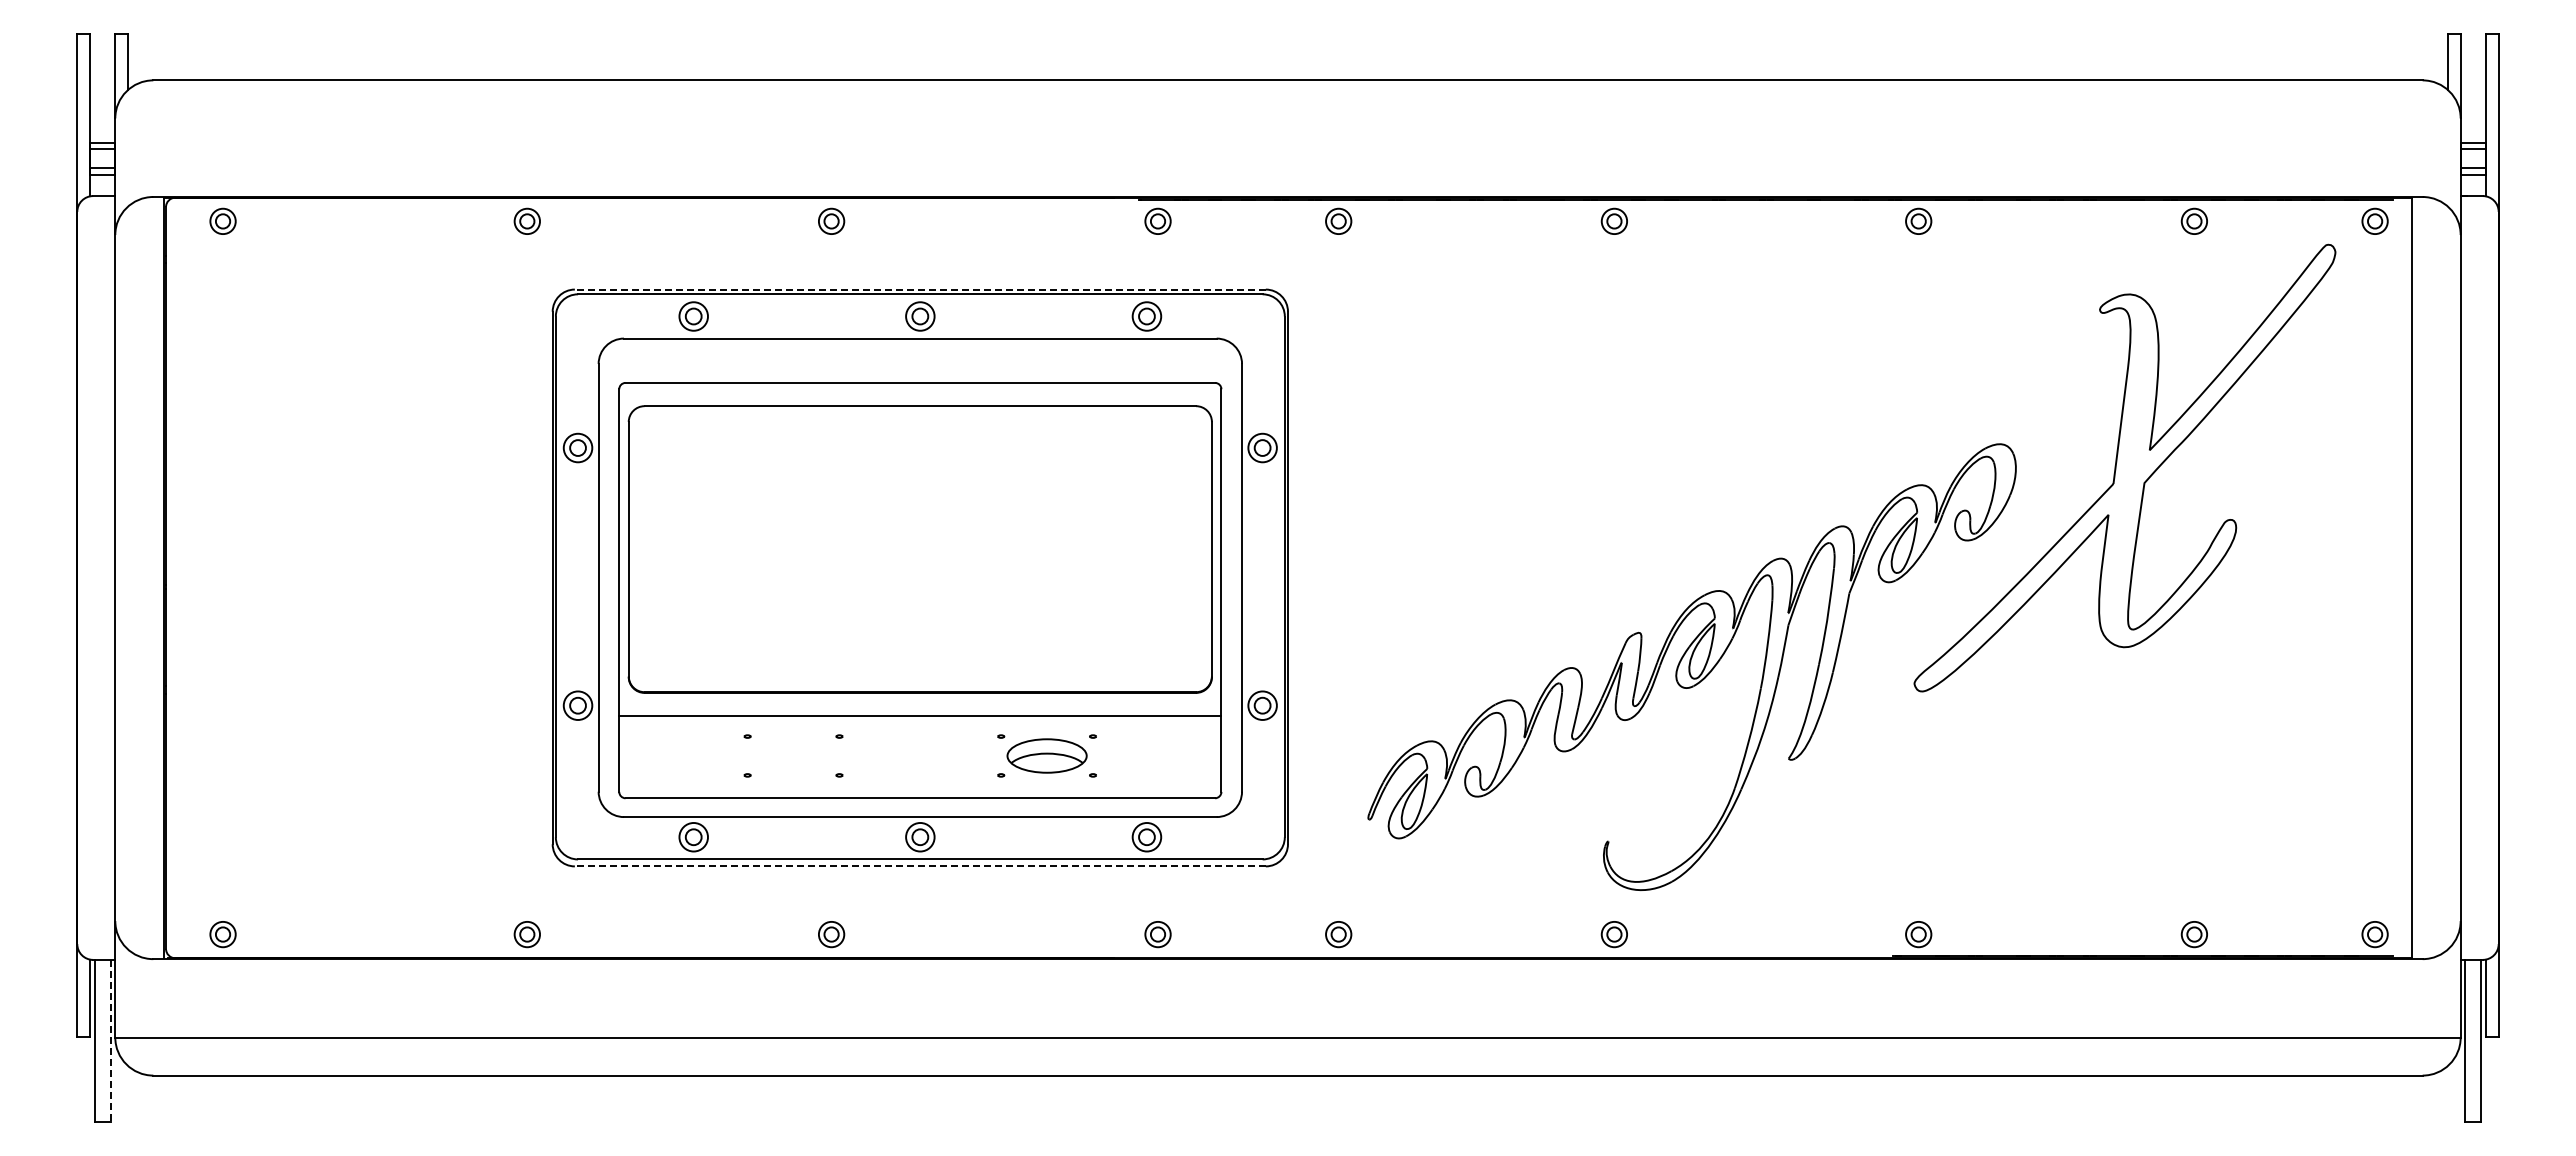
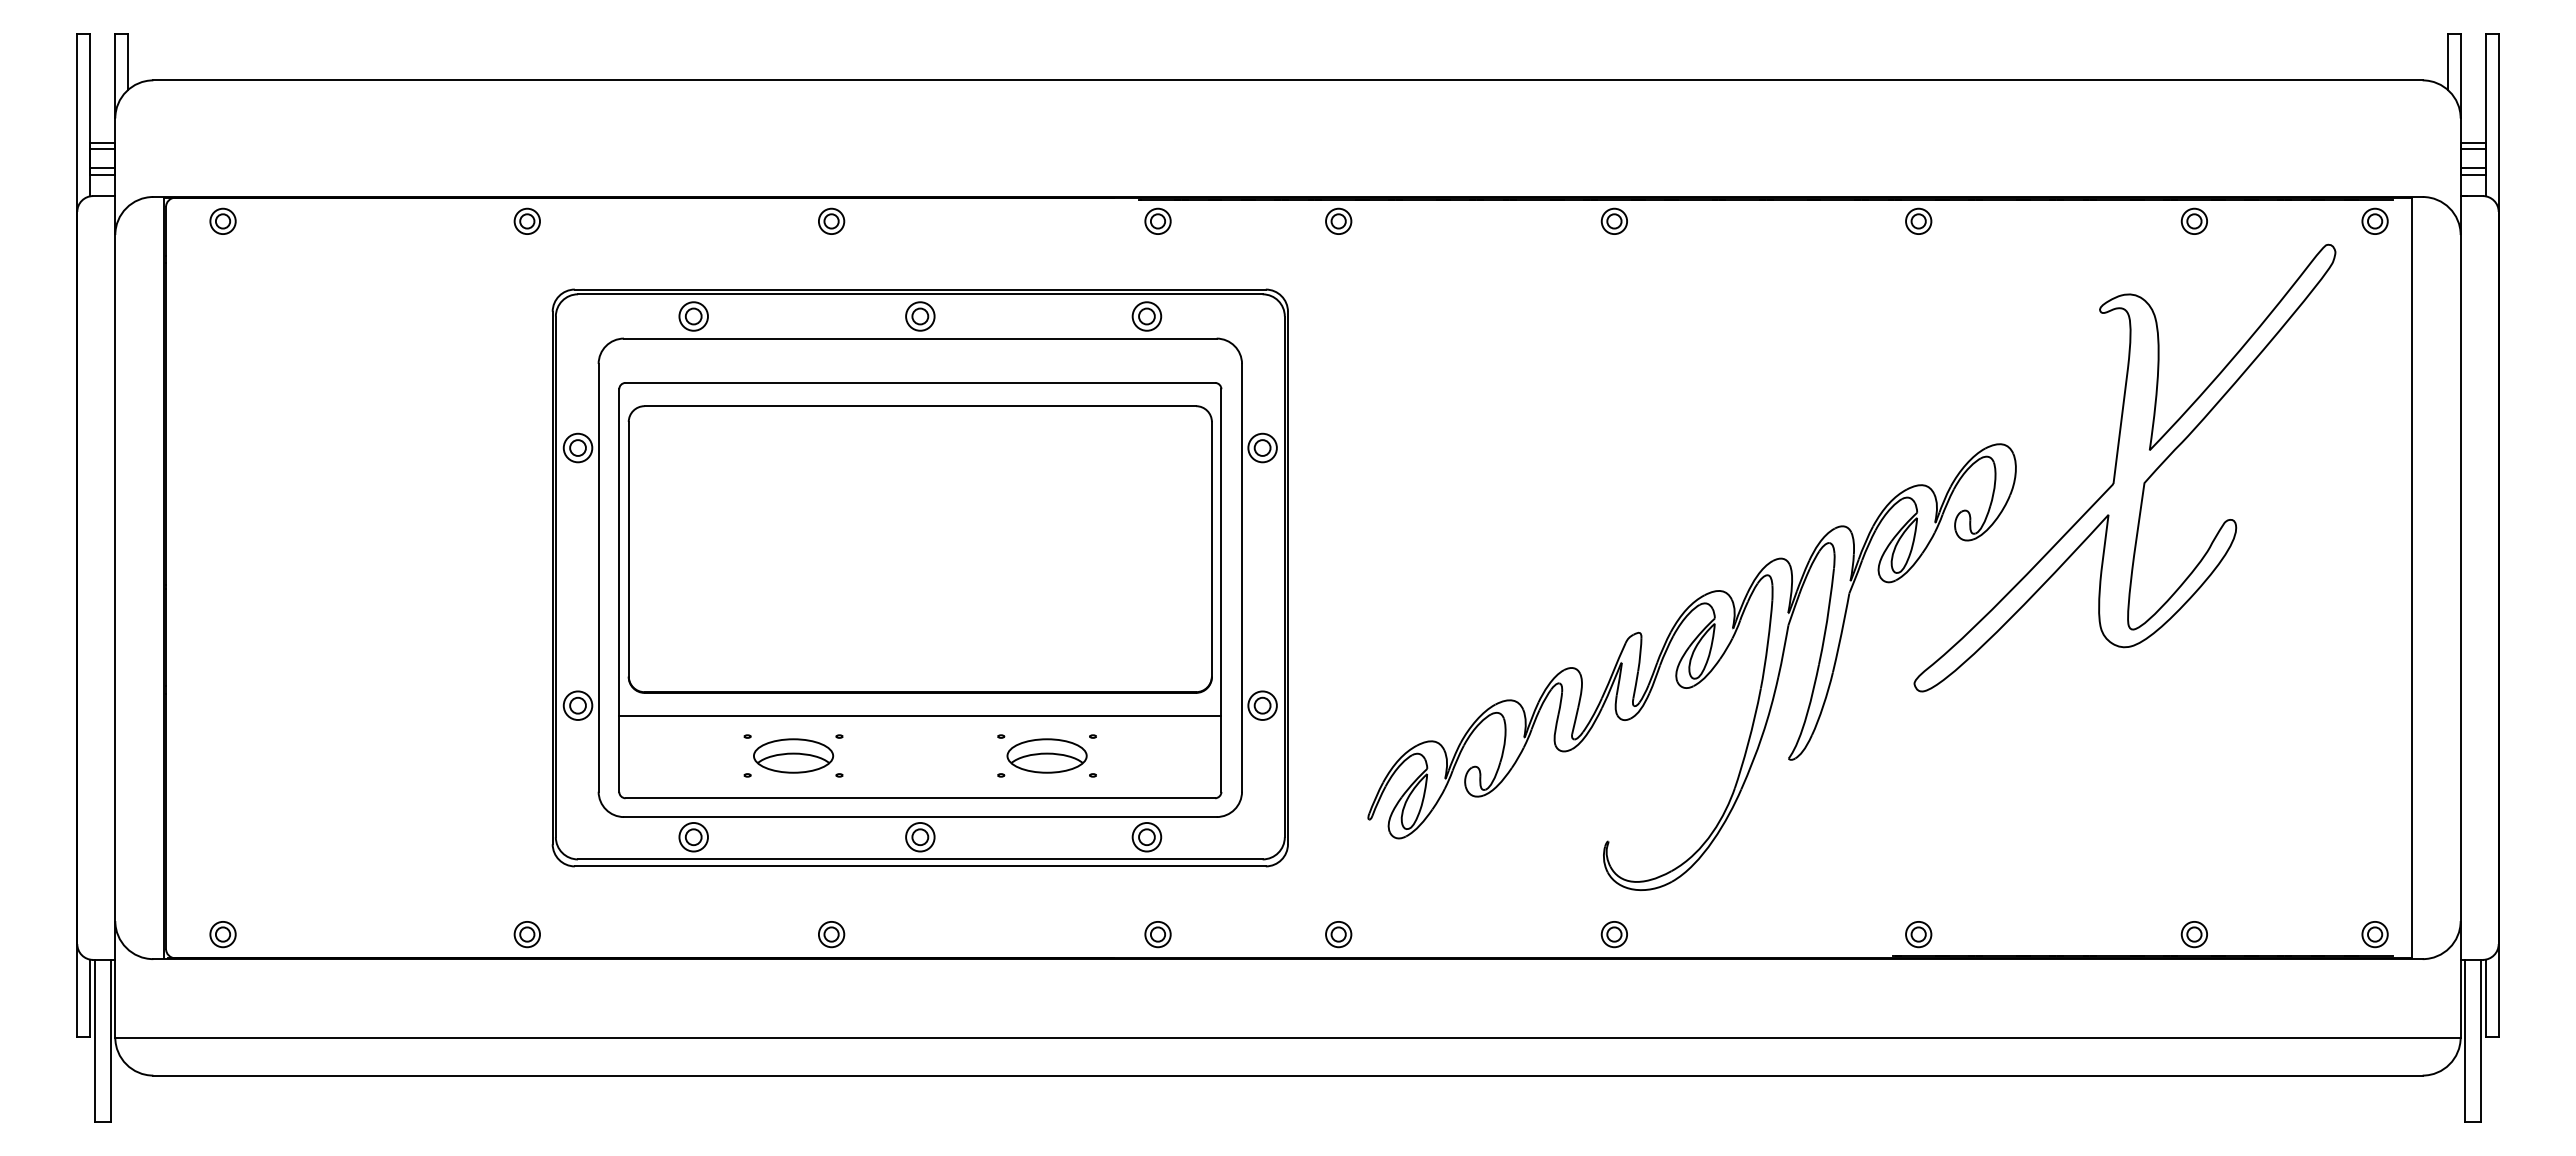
line: dashed -> solid (919, 289)
part: none -> present (793, 755)
line: dashed -> solid (919, 866)
line: dashed -> solid (110, 1040)
